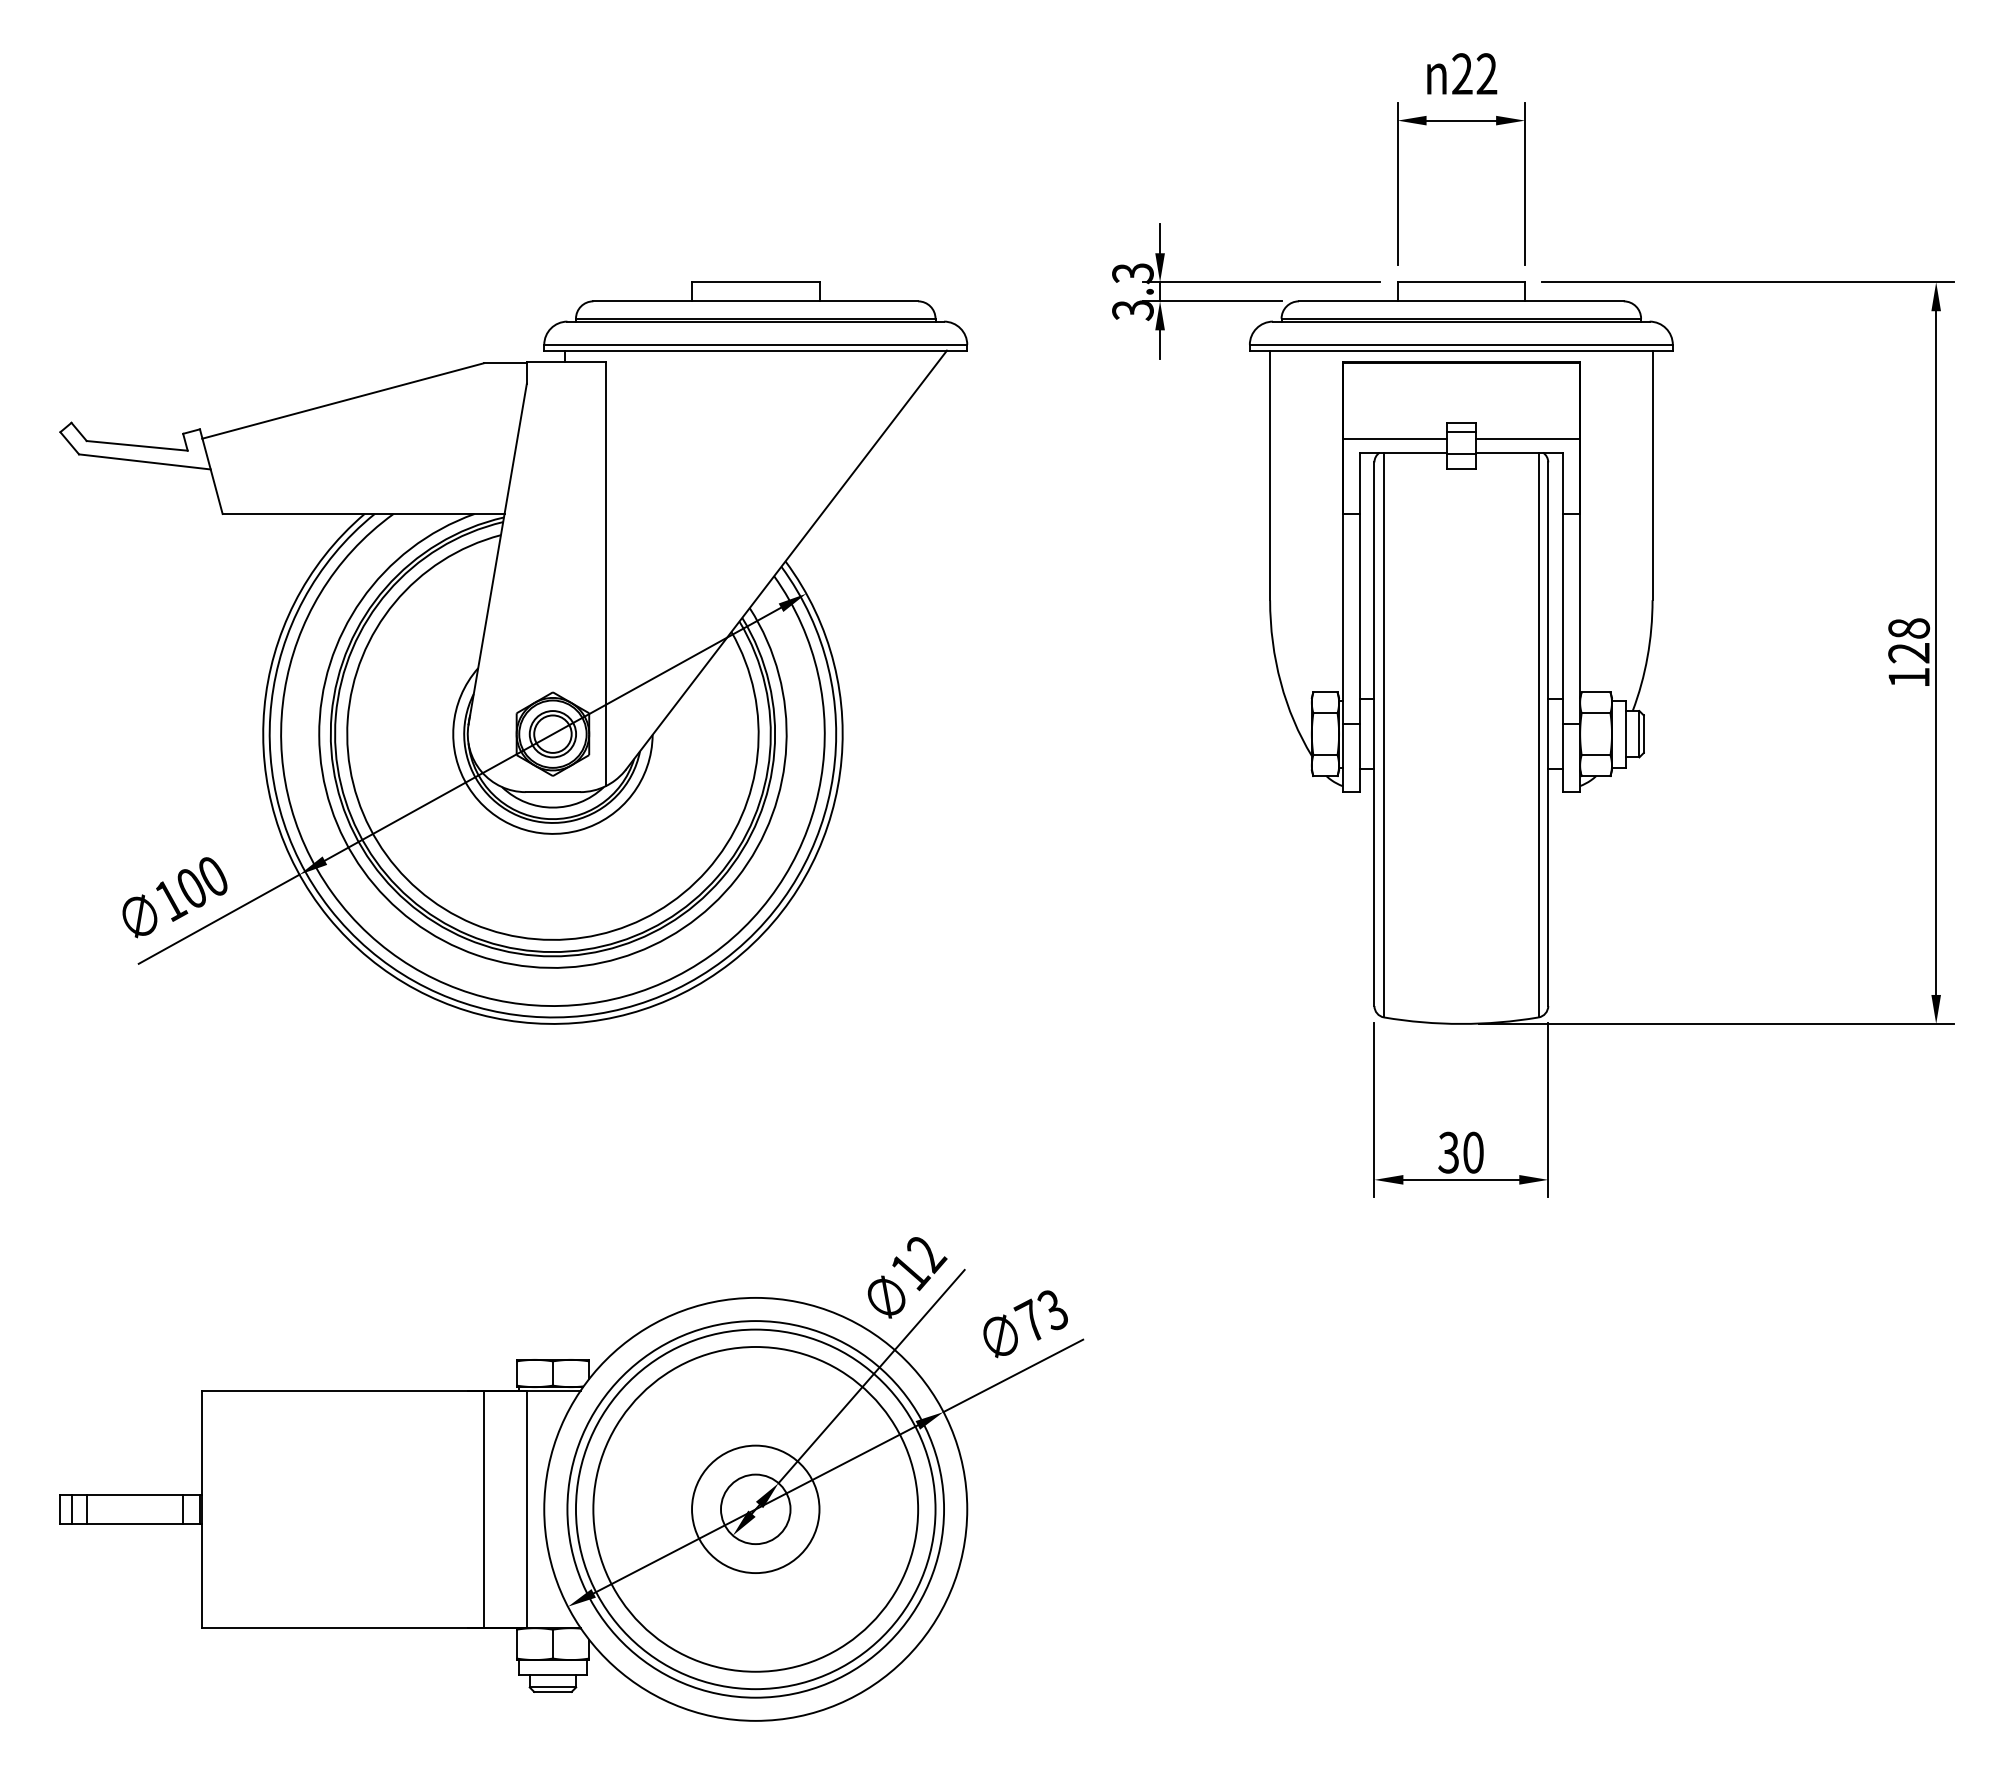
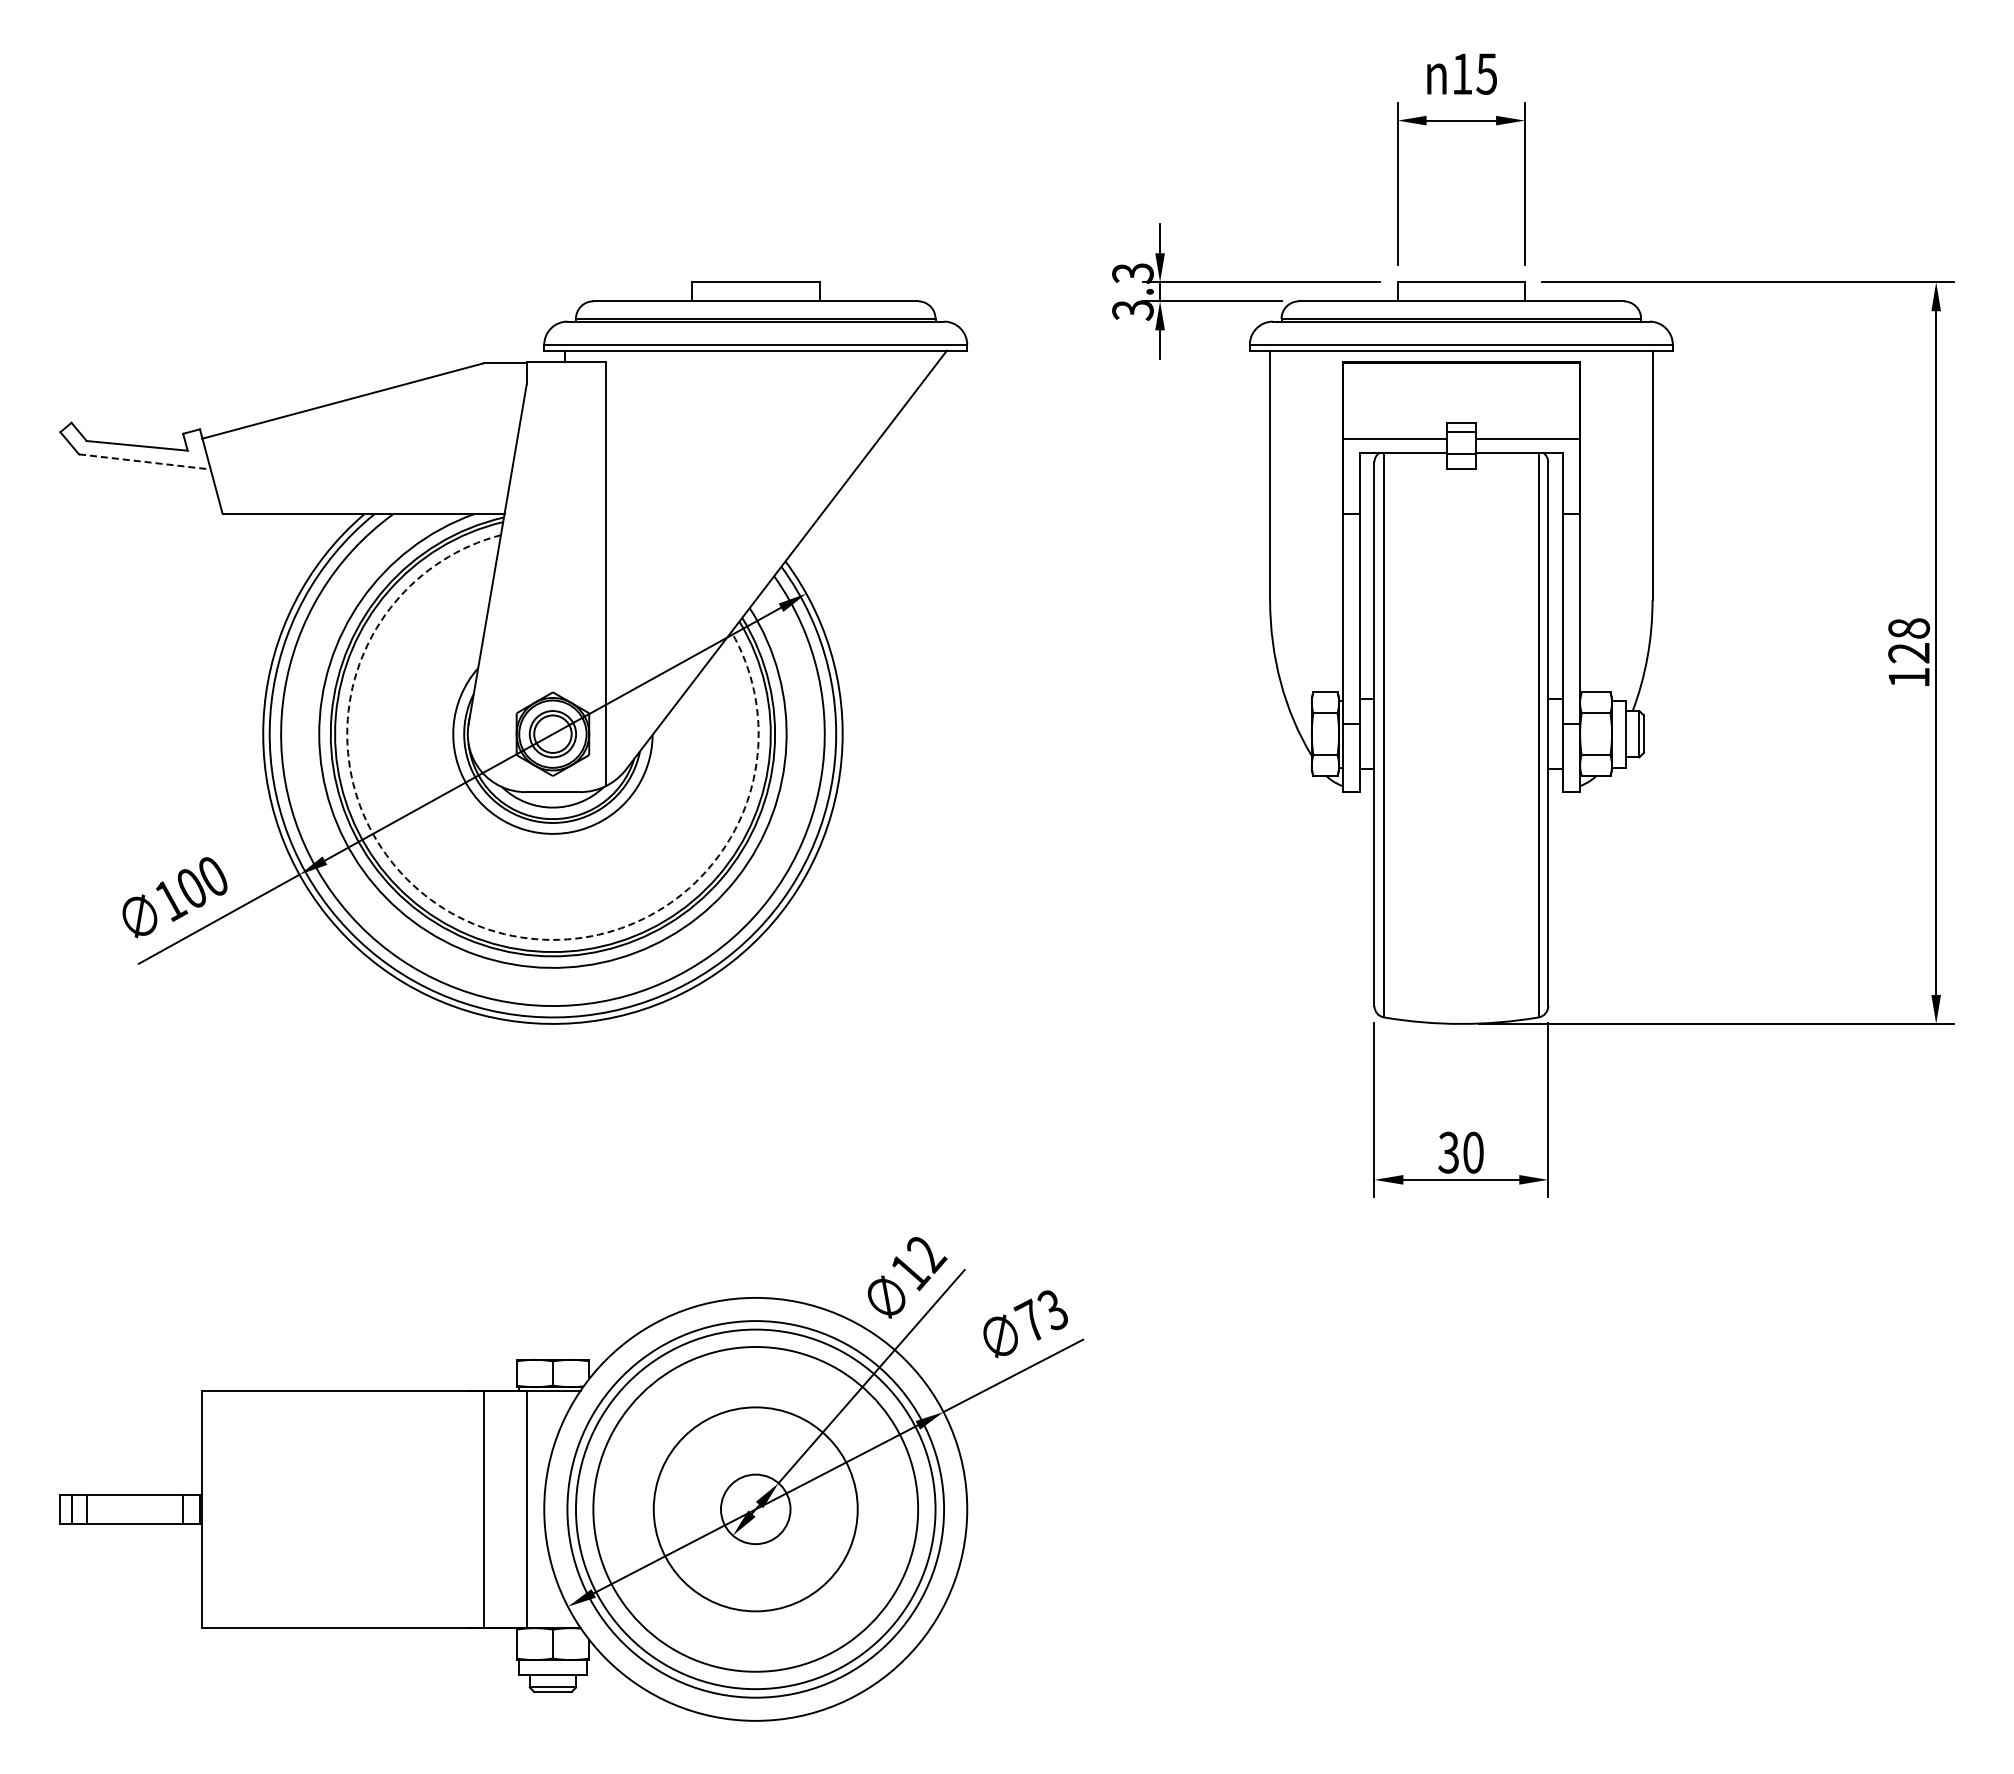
text: 22 -> 15 (1474, 73)
line: solid -> dashed (145, 461)
arc: solid -> dashed (473, 923)
circle diameter: 127 px -> 204 px (755, 1509)
